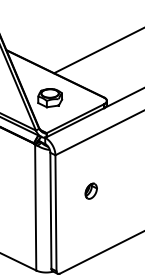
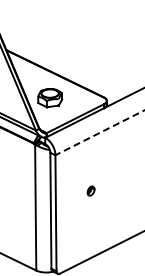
line: present -> none (97, 51)
line: solid -> dashed (100, 132)
part size: 14x18 px -> 10x12 px (90, 190)
